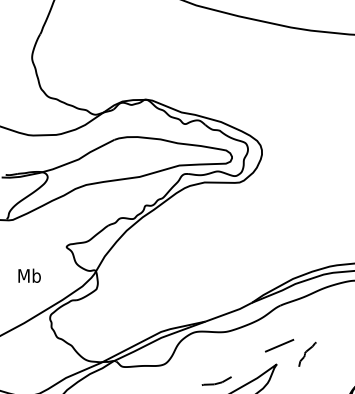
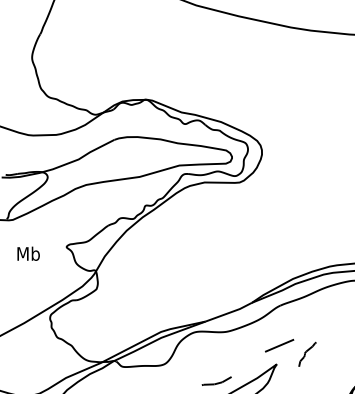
text position: (29, 275) -> (28, 253) (28, 253)
